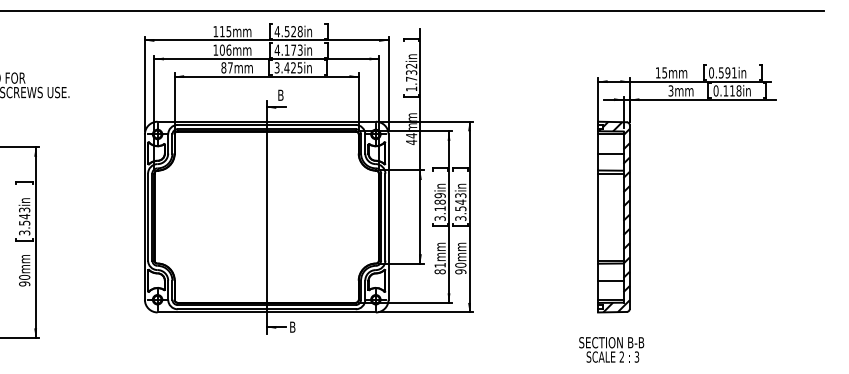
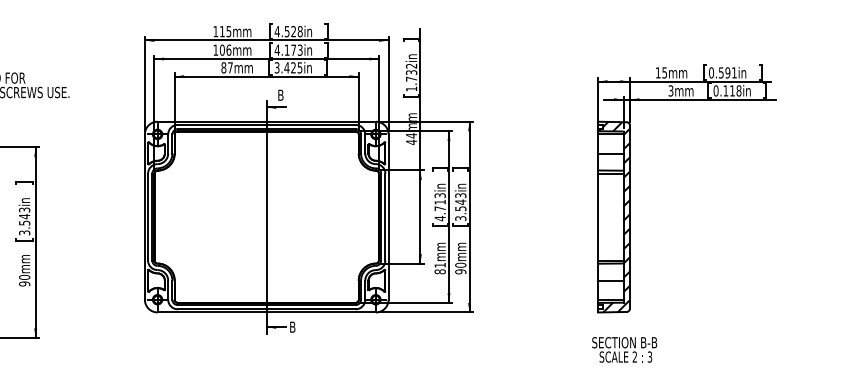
line: present -> none (412, 11)
text: 3.189in -> 4.713in (439, 207)
text position: (611, 349) -> (624, 349) (624, 349)
